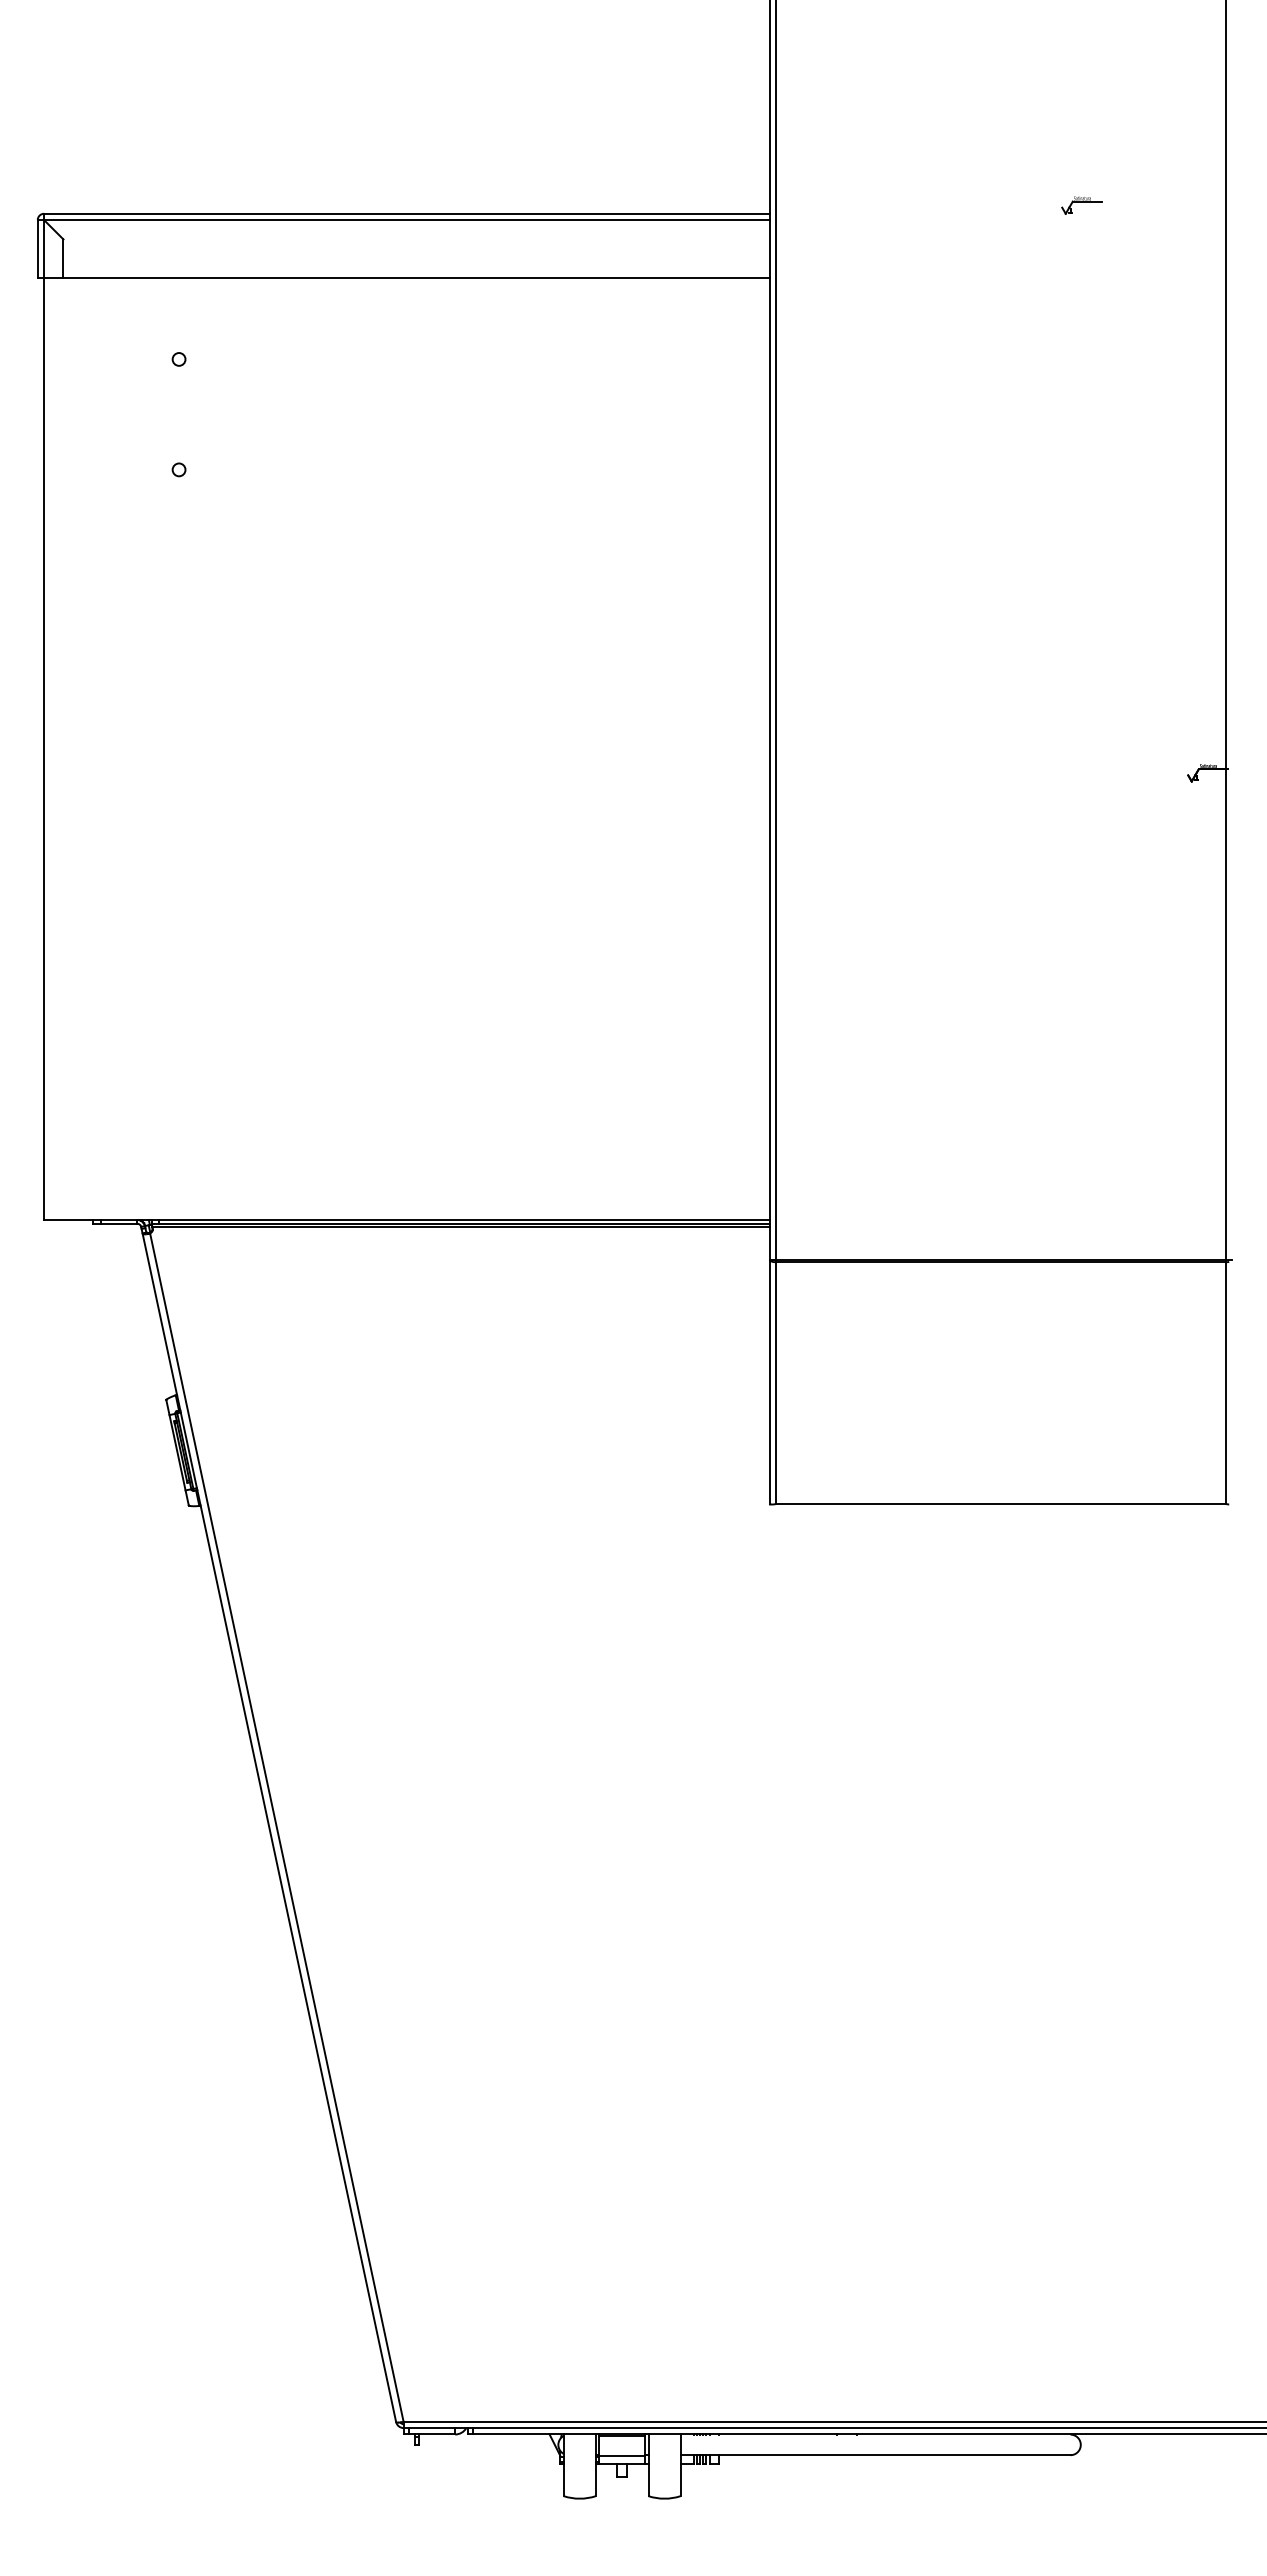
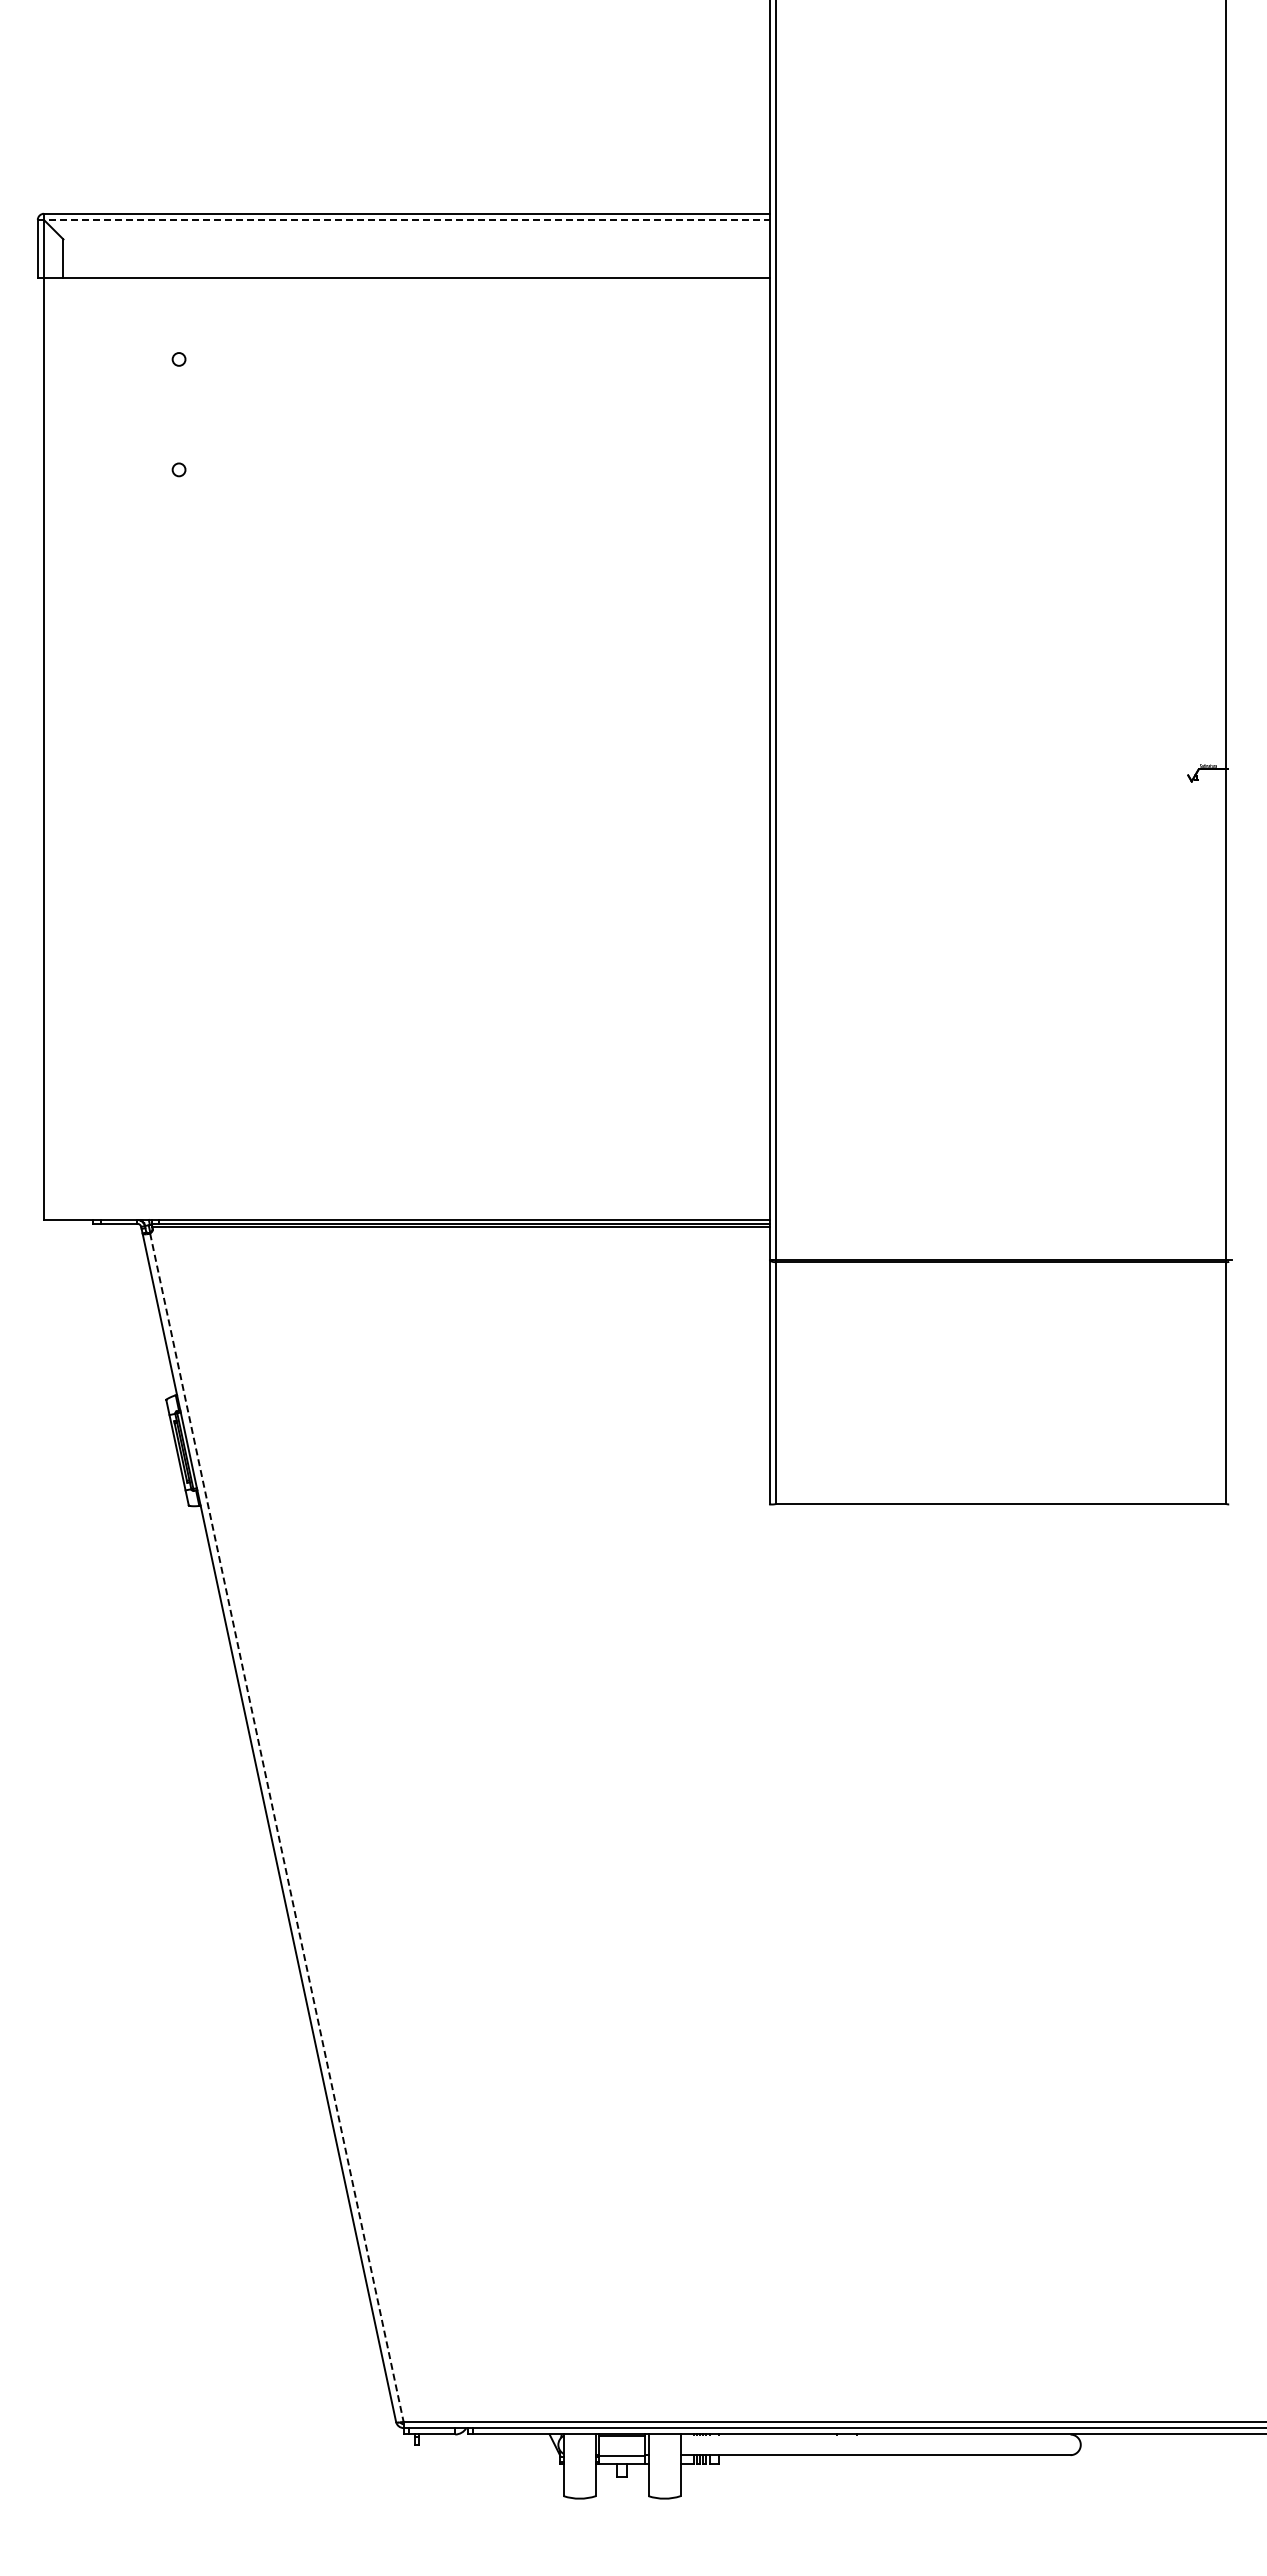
part: present -> none (1081, 205)
line: solid -> dashed (404, 219)
line: solid -> dashed (276, 1827)
